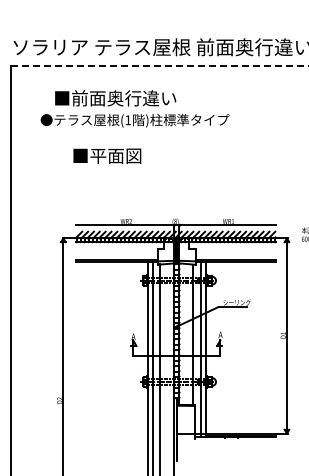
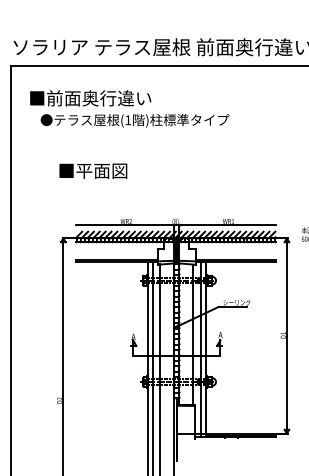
line: dashed -> solid (159, 66)
text position: (115, 98) -> (90, 98) (90, 98)
text position: (107, 155) -> (93, 170) (93, 170)
